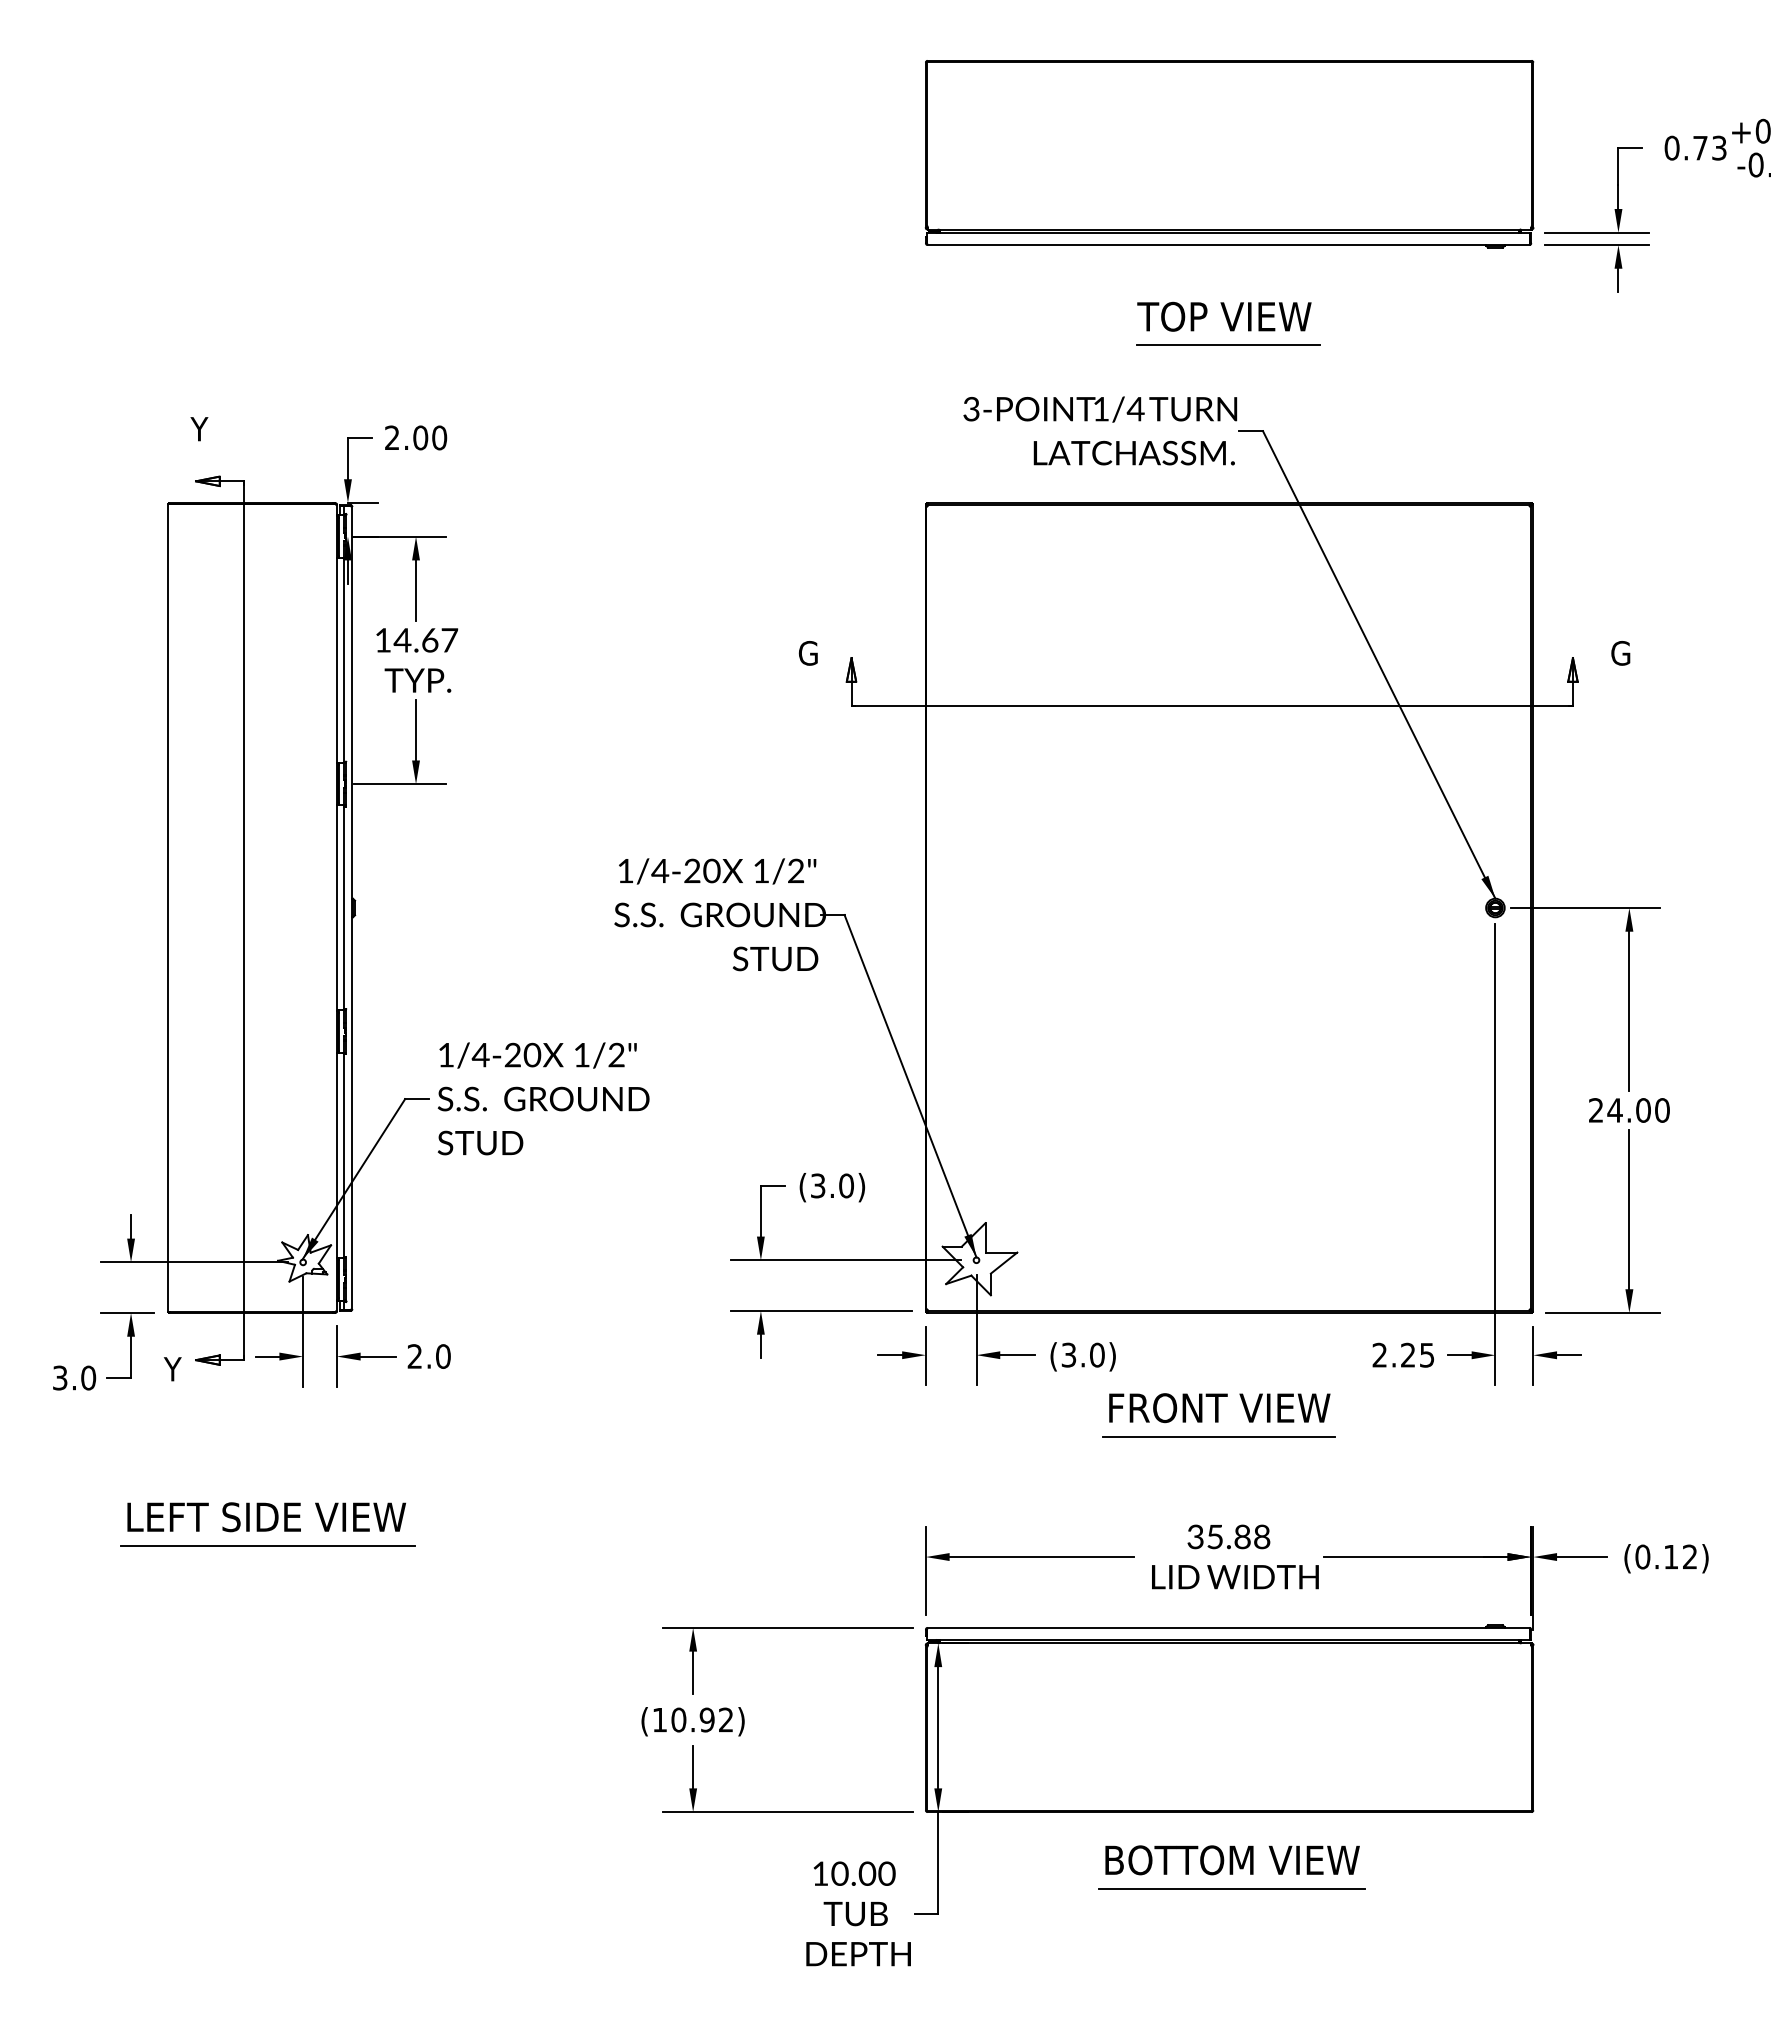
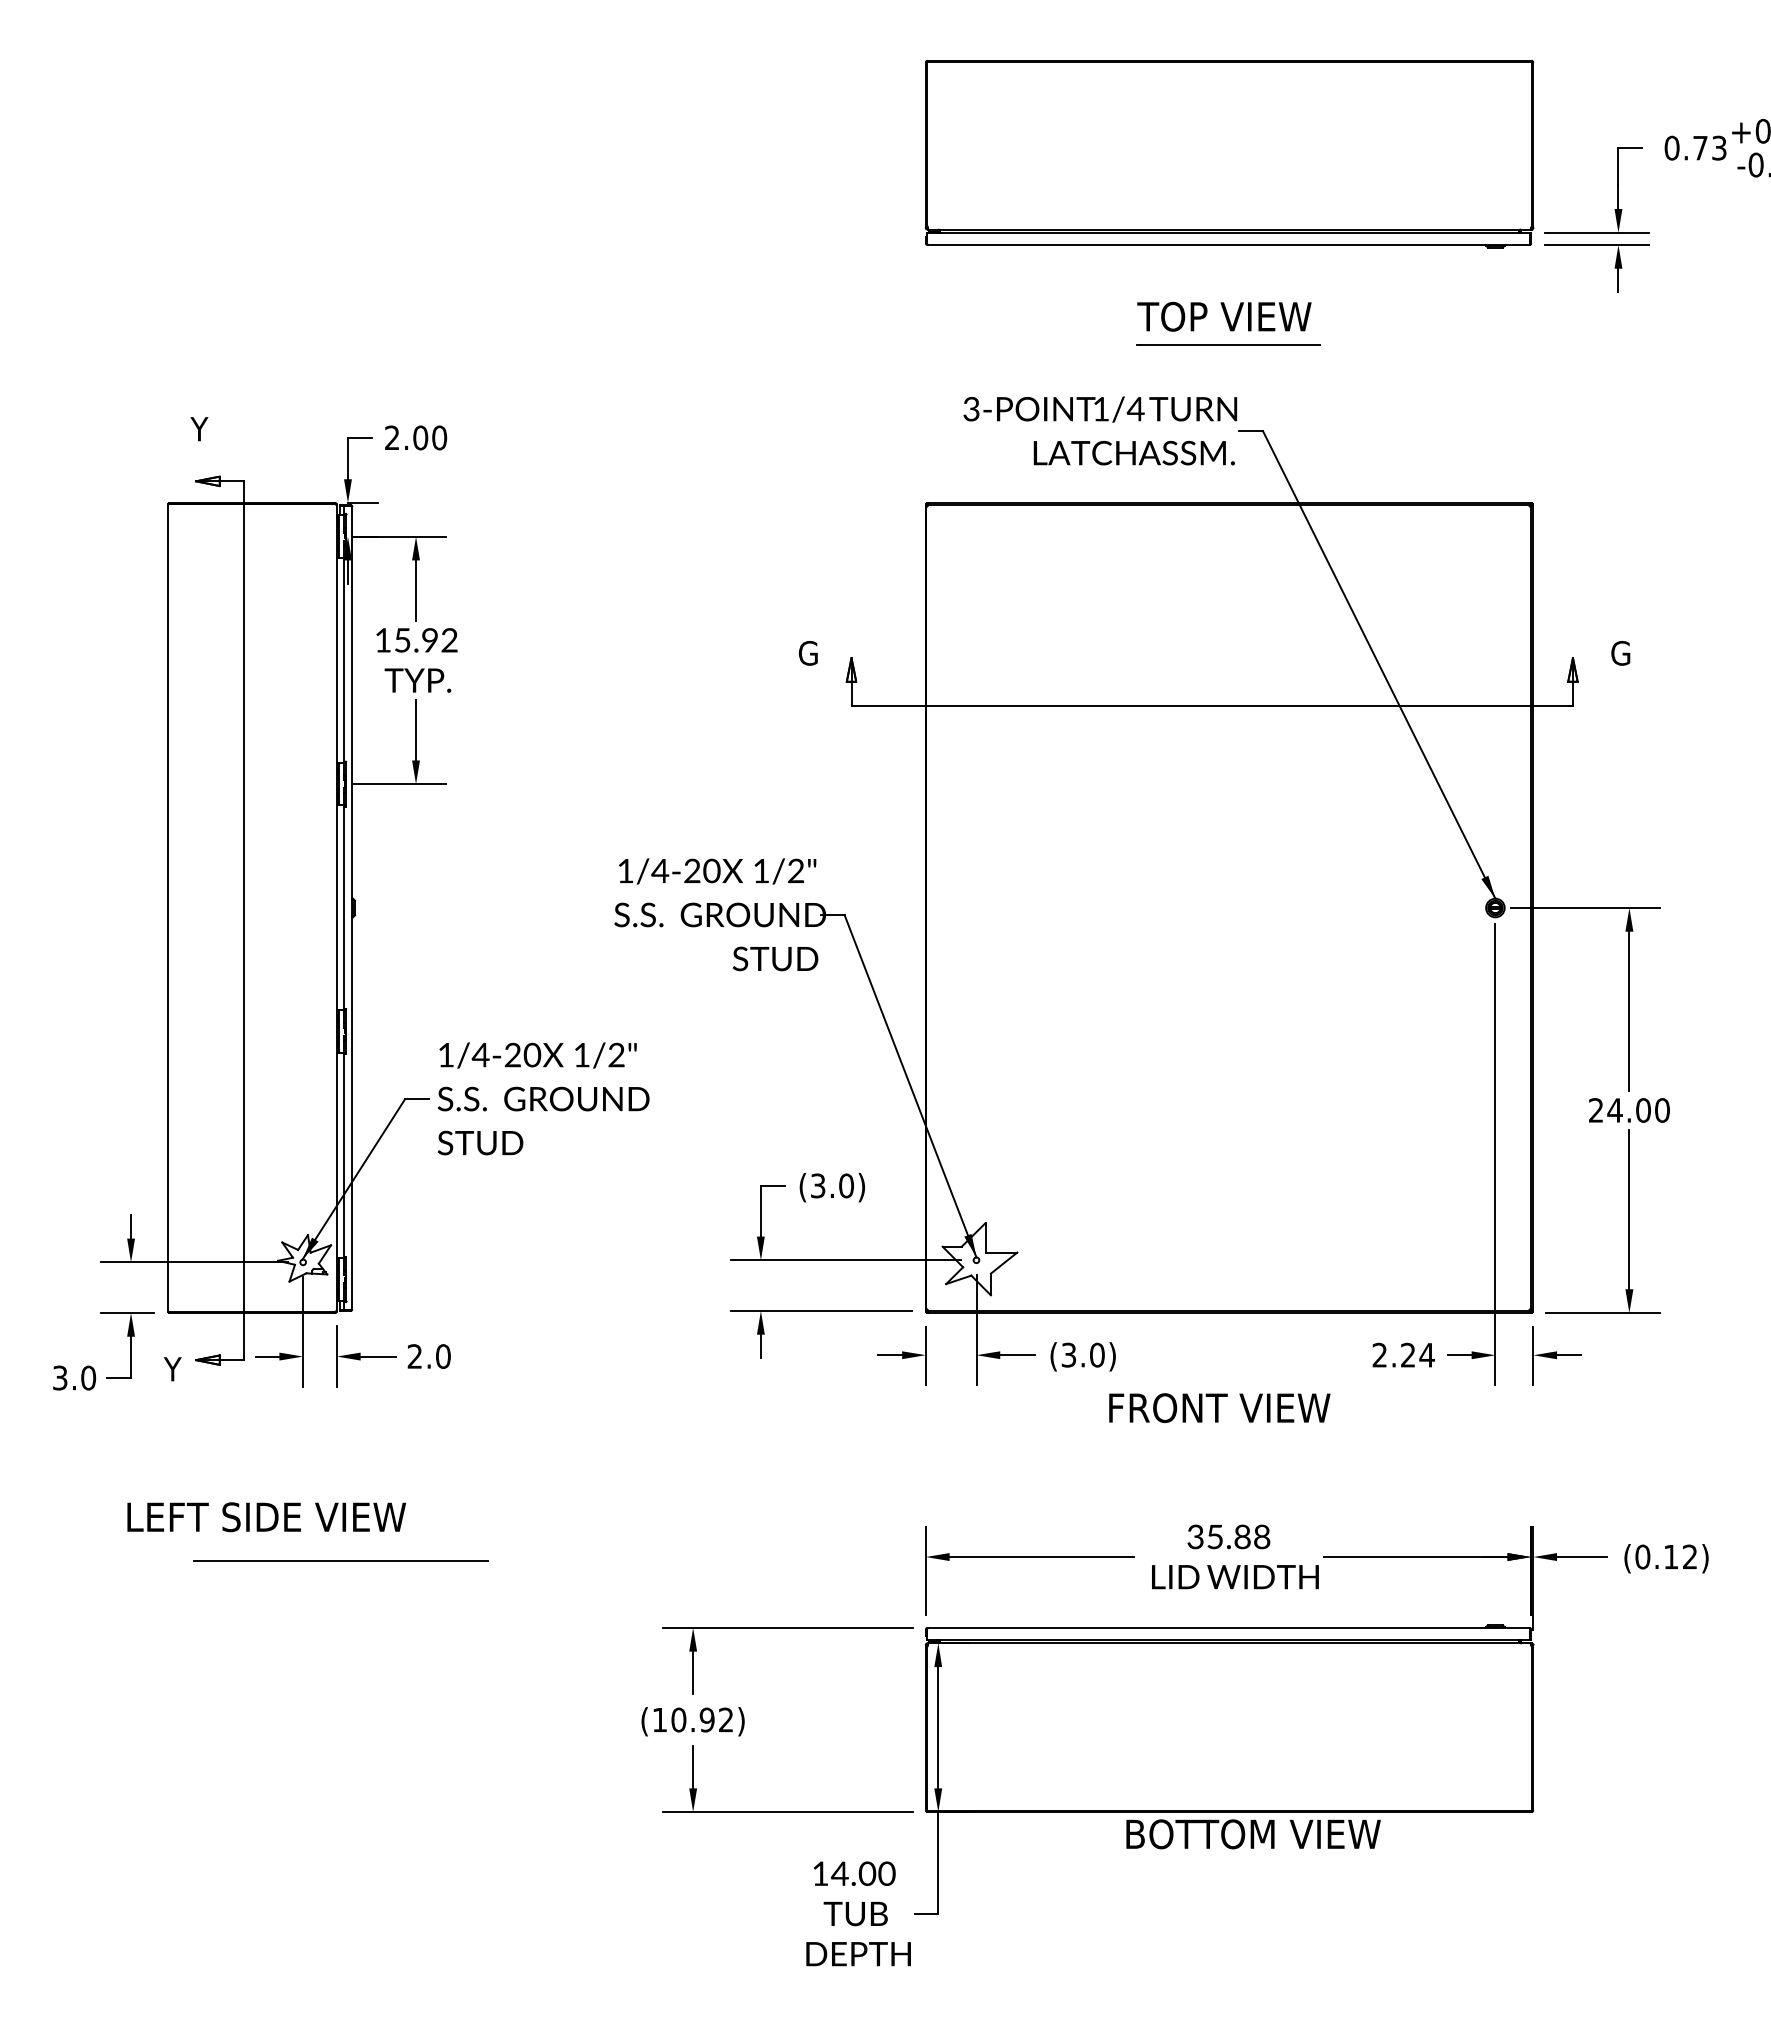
text: 14.67 -> 15.92 (425, 640)
text: 2.25 -> 2.24 (1426, 1355)
line: present -> none (1218, 1436)
line position: (267, 1545) -> (340, 1560) (340, 1560)
text position: (1232, 1860) -> (1253, 1834) (1253, 1834)
text: 10.00 -> 14.00 (839, 1873)
line: present -> none (1232, 1888)
